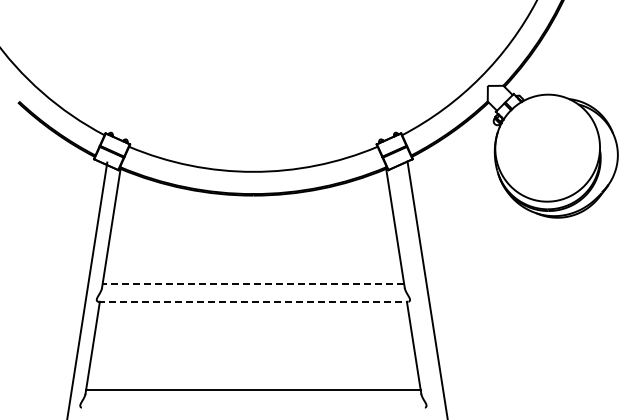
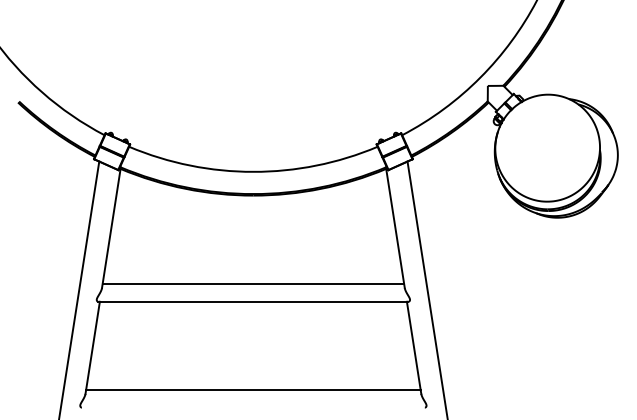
line: dashed -> solid (253, 284)
line position: (87, 289) -> (79, 288) (79, 288)
line: dashed -> solid (253, 301)
